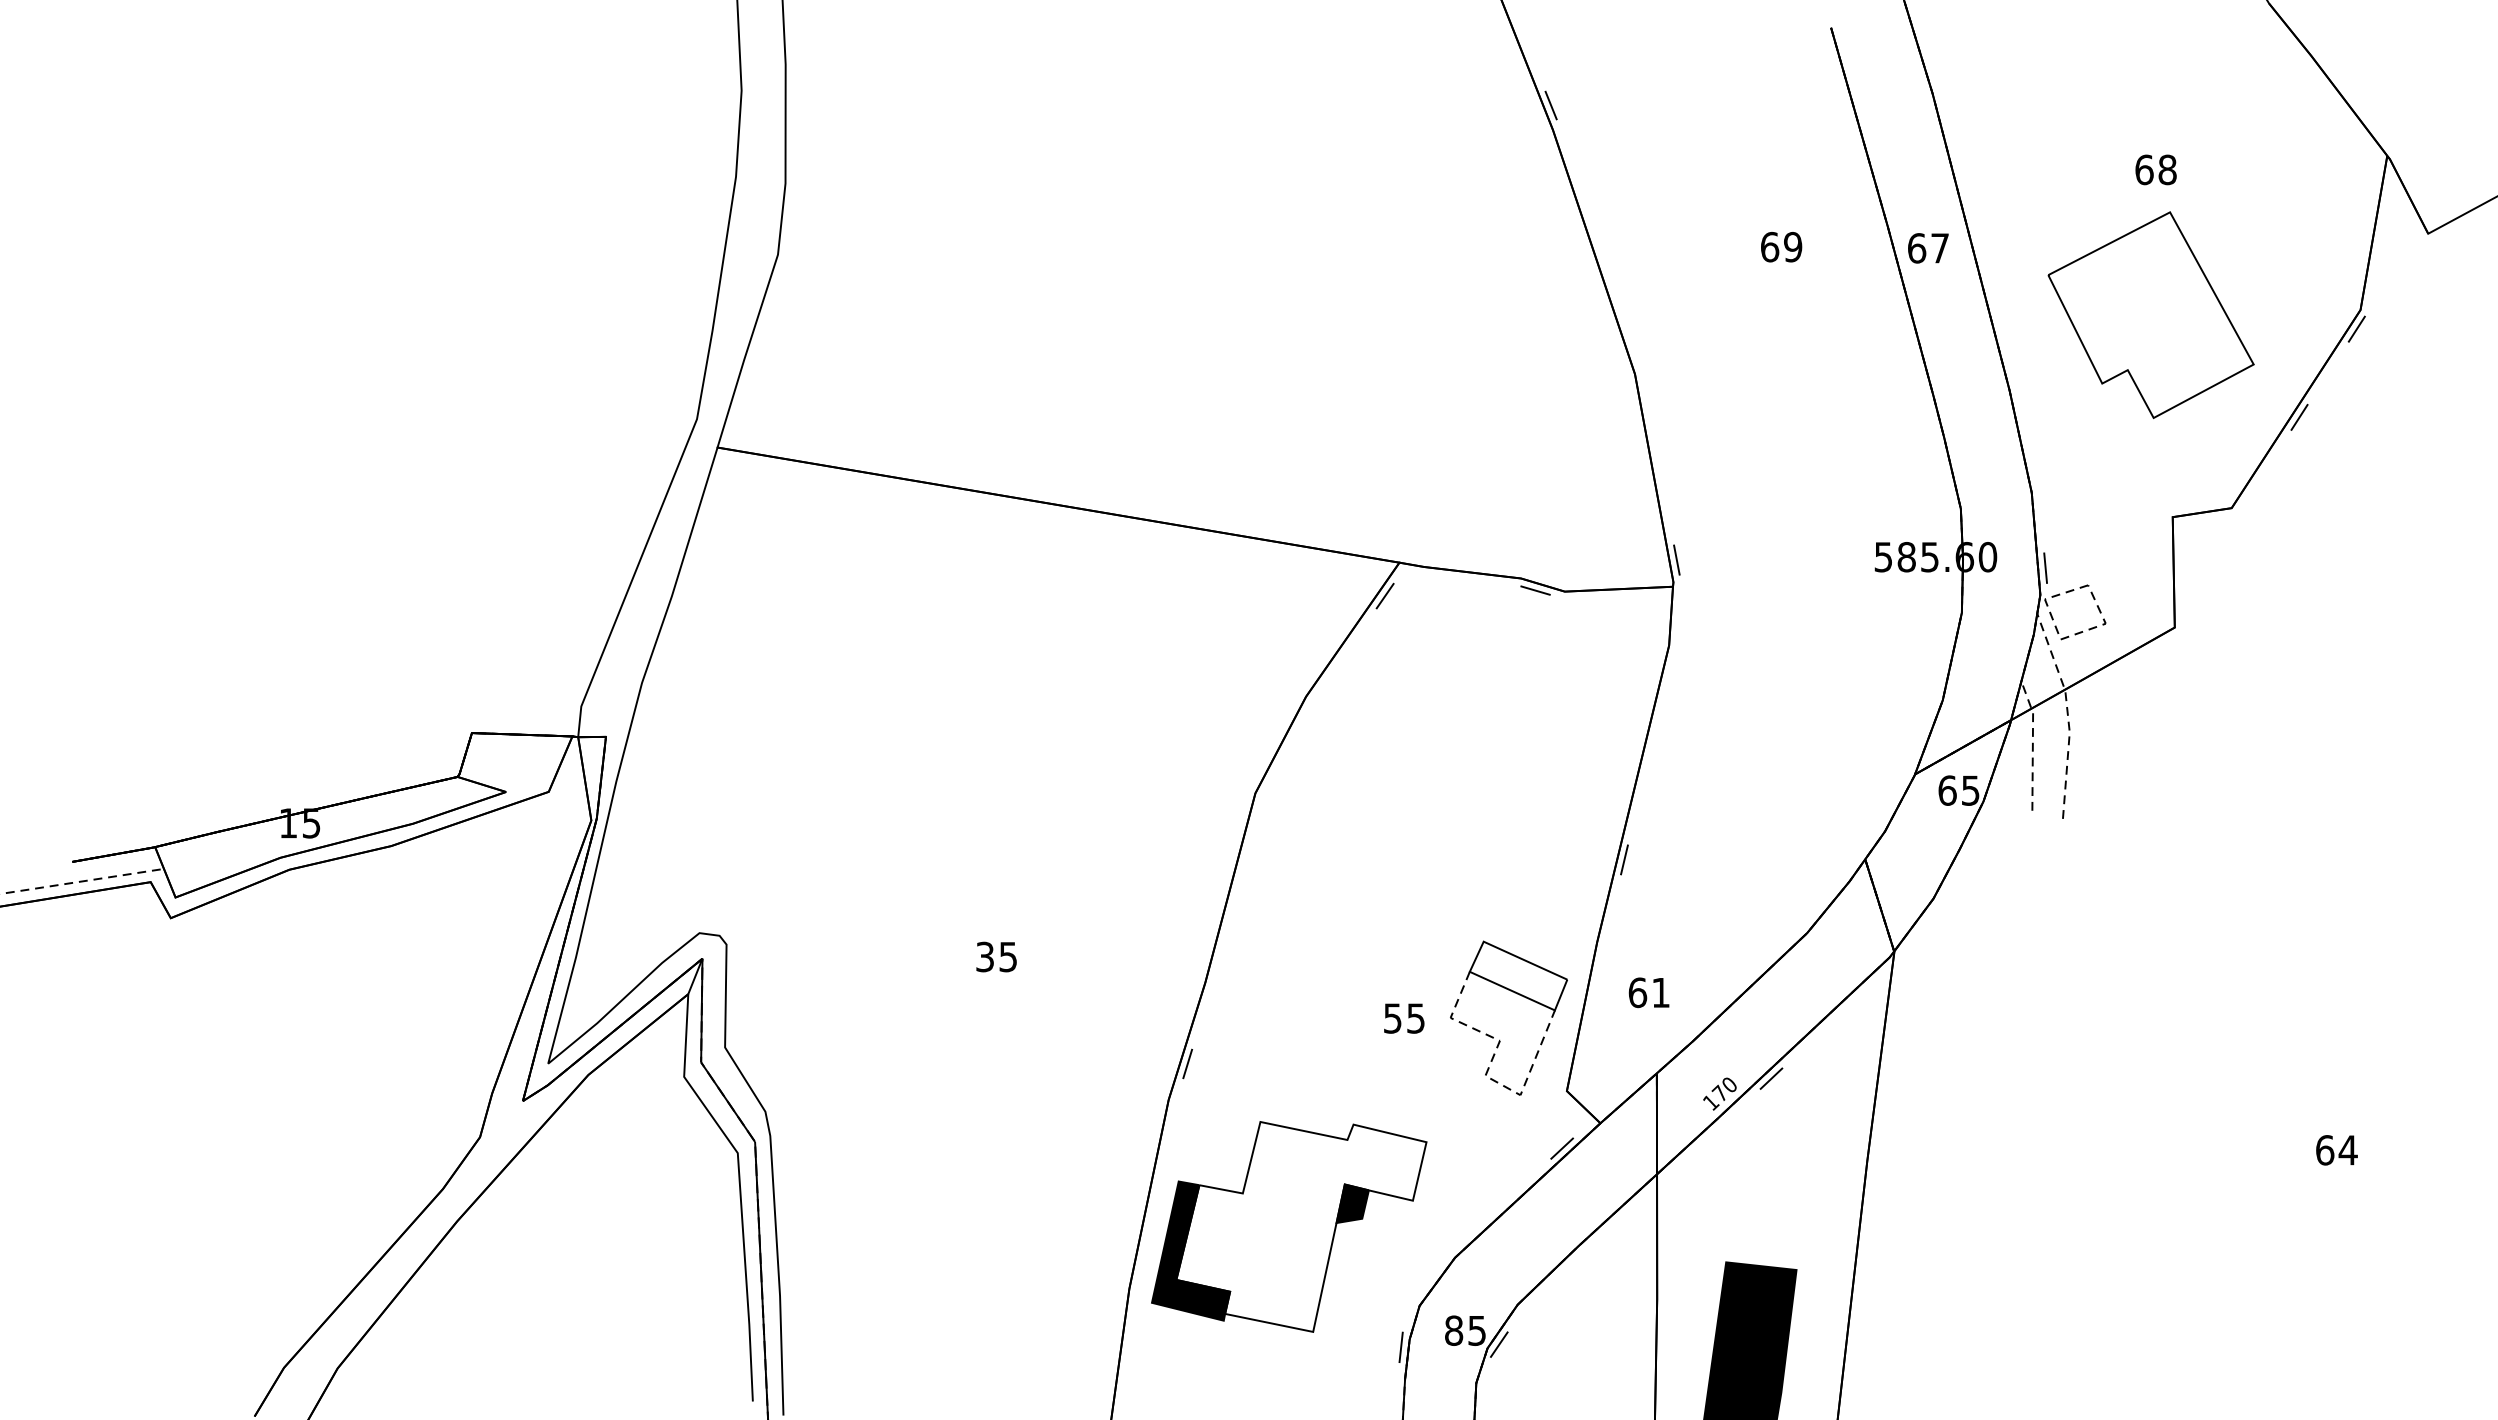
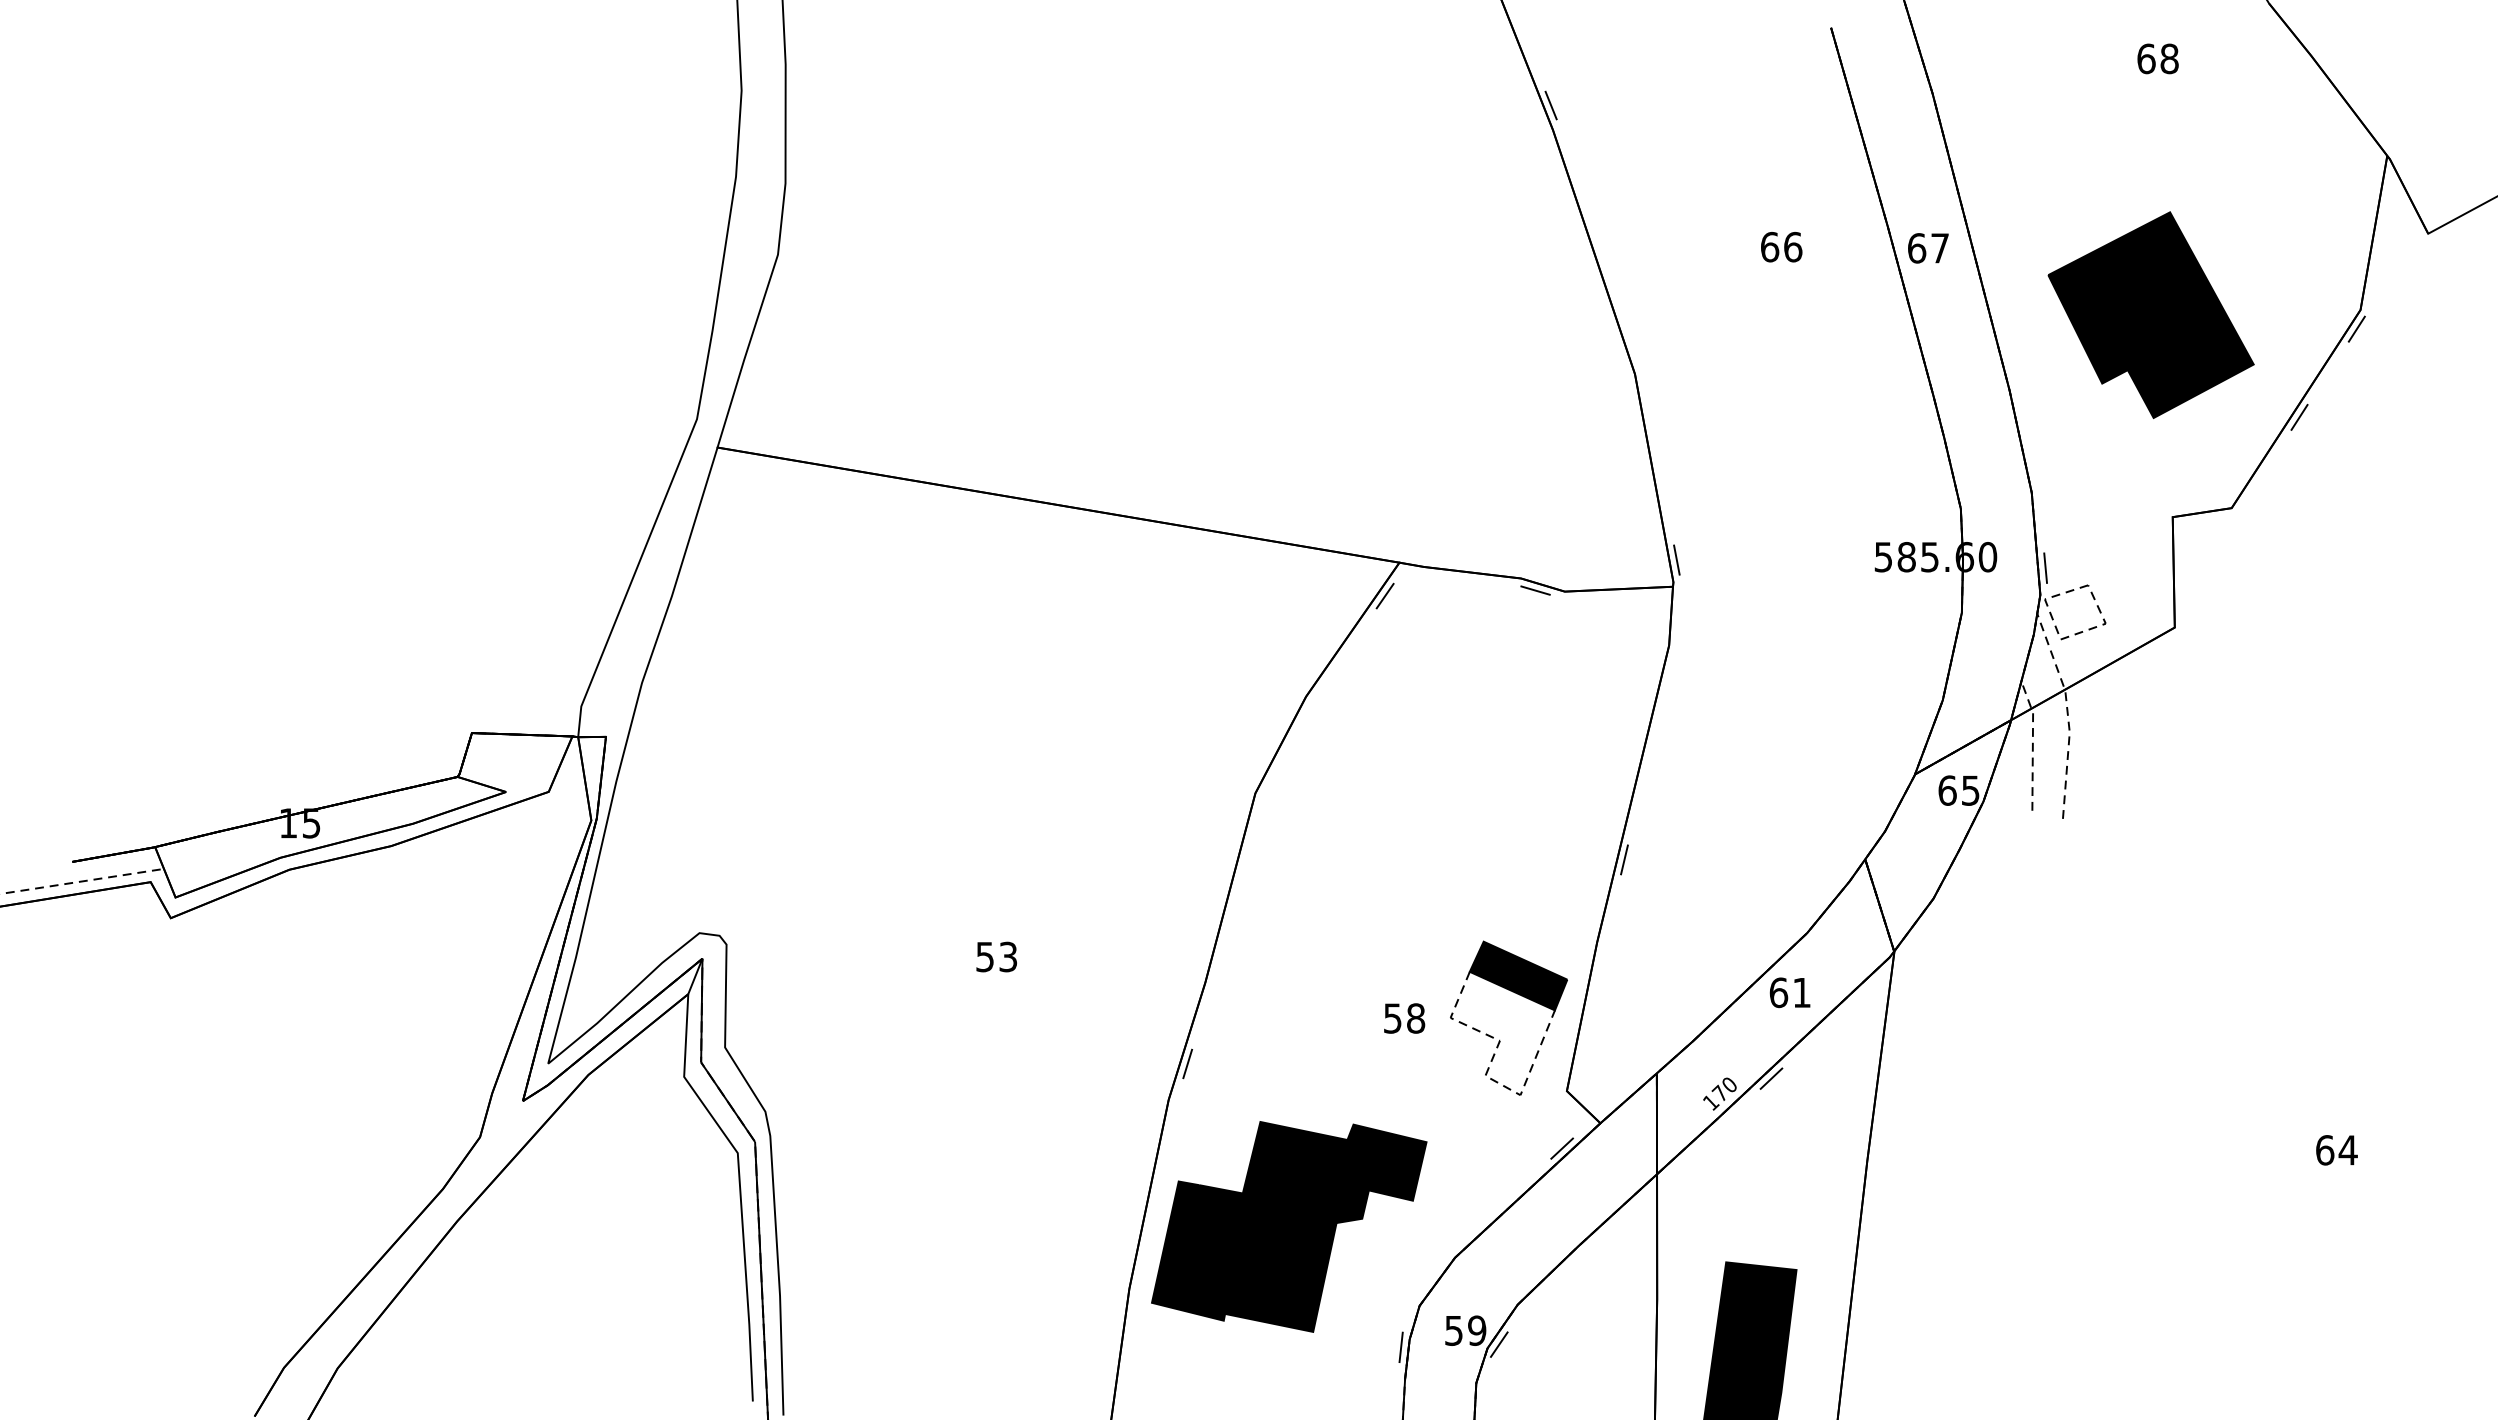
text position: (2155, 169) -> (2157, 58) (2157, 58)
text: 69 -> 66 (1793, 246)
fill: none -> present (2150, 315)
text: 35 -> 53 (997, 956)
fill: none -> present (1518, 975)
text position: (1648, 992) -> (1789, 992) (1789, 992)
text: 55 -> 58 (1416, 1018)
fill: none -> present (1301, 1226)
text: 85 -> 59 (1465, 1330)
